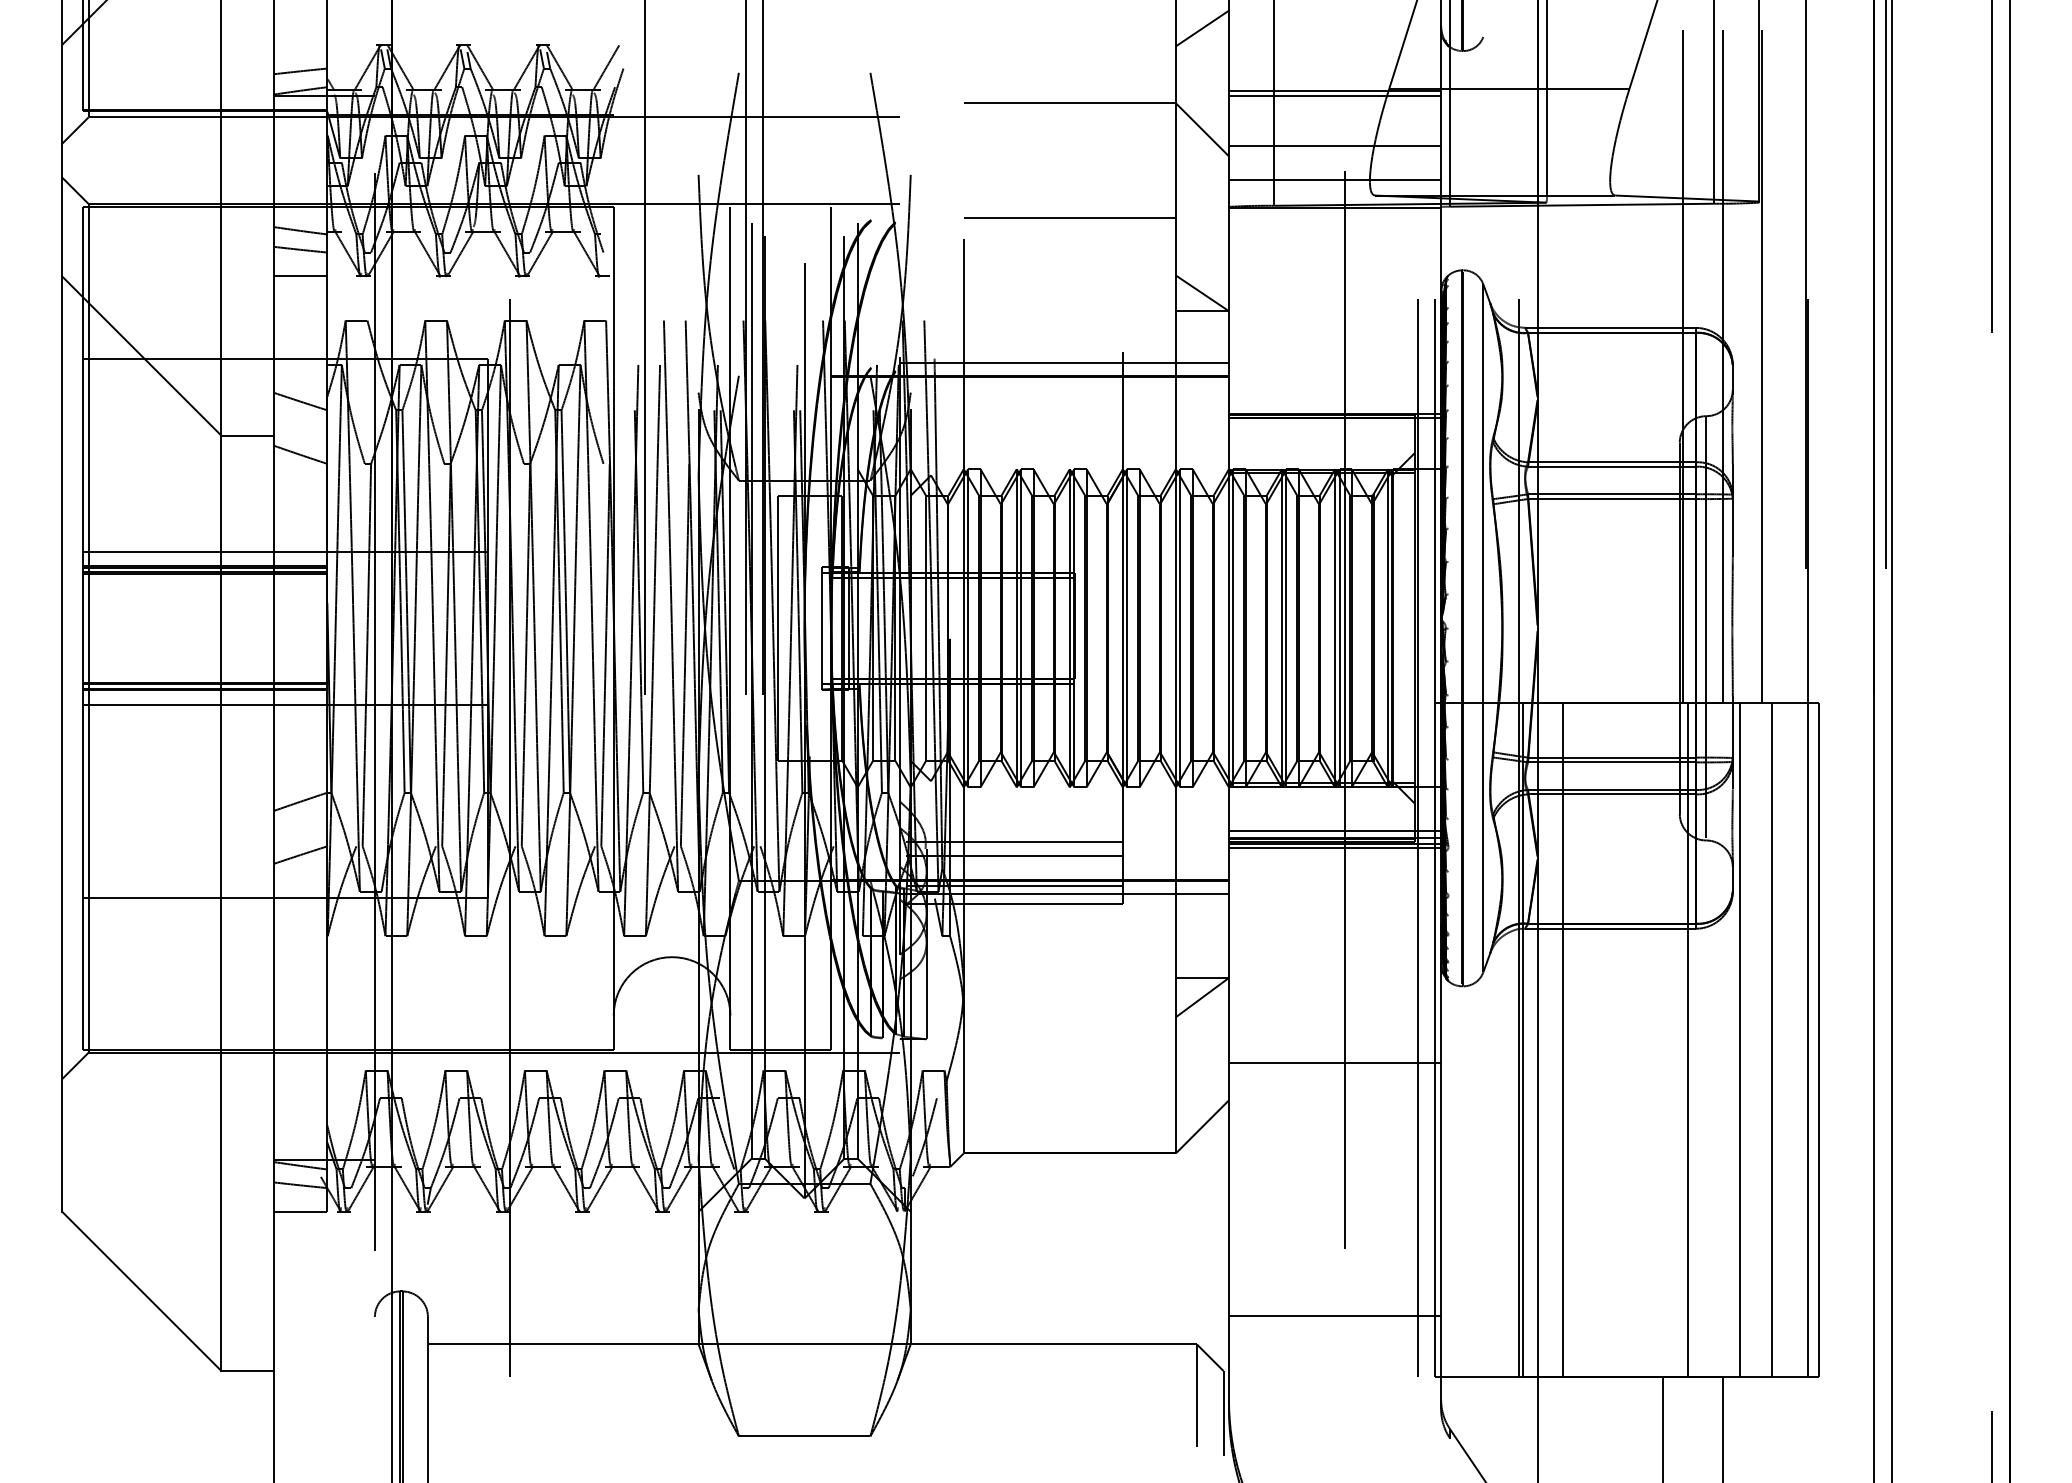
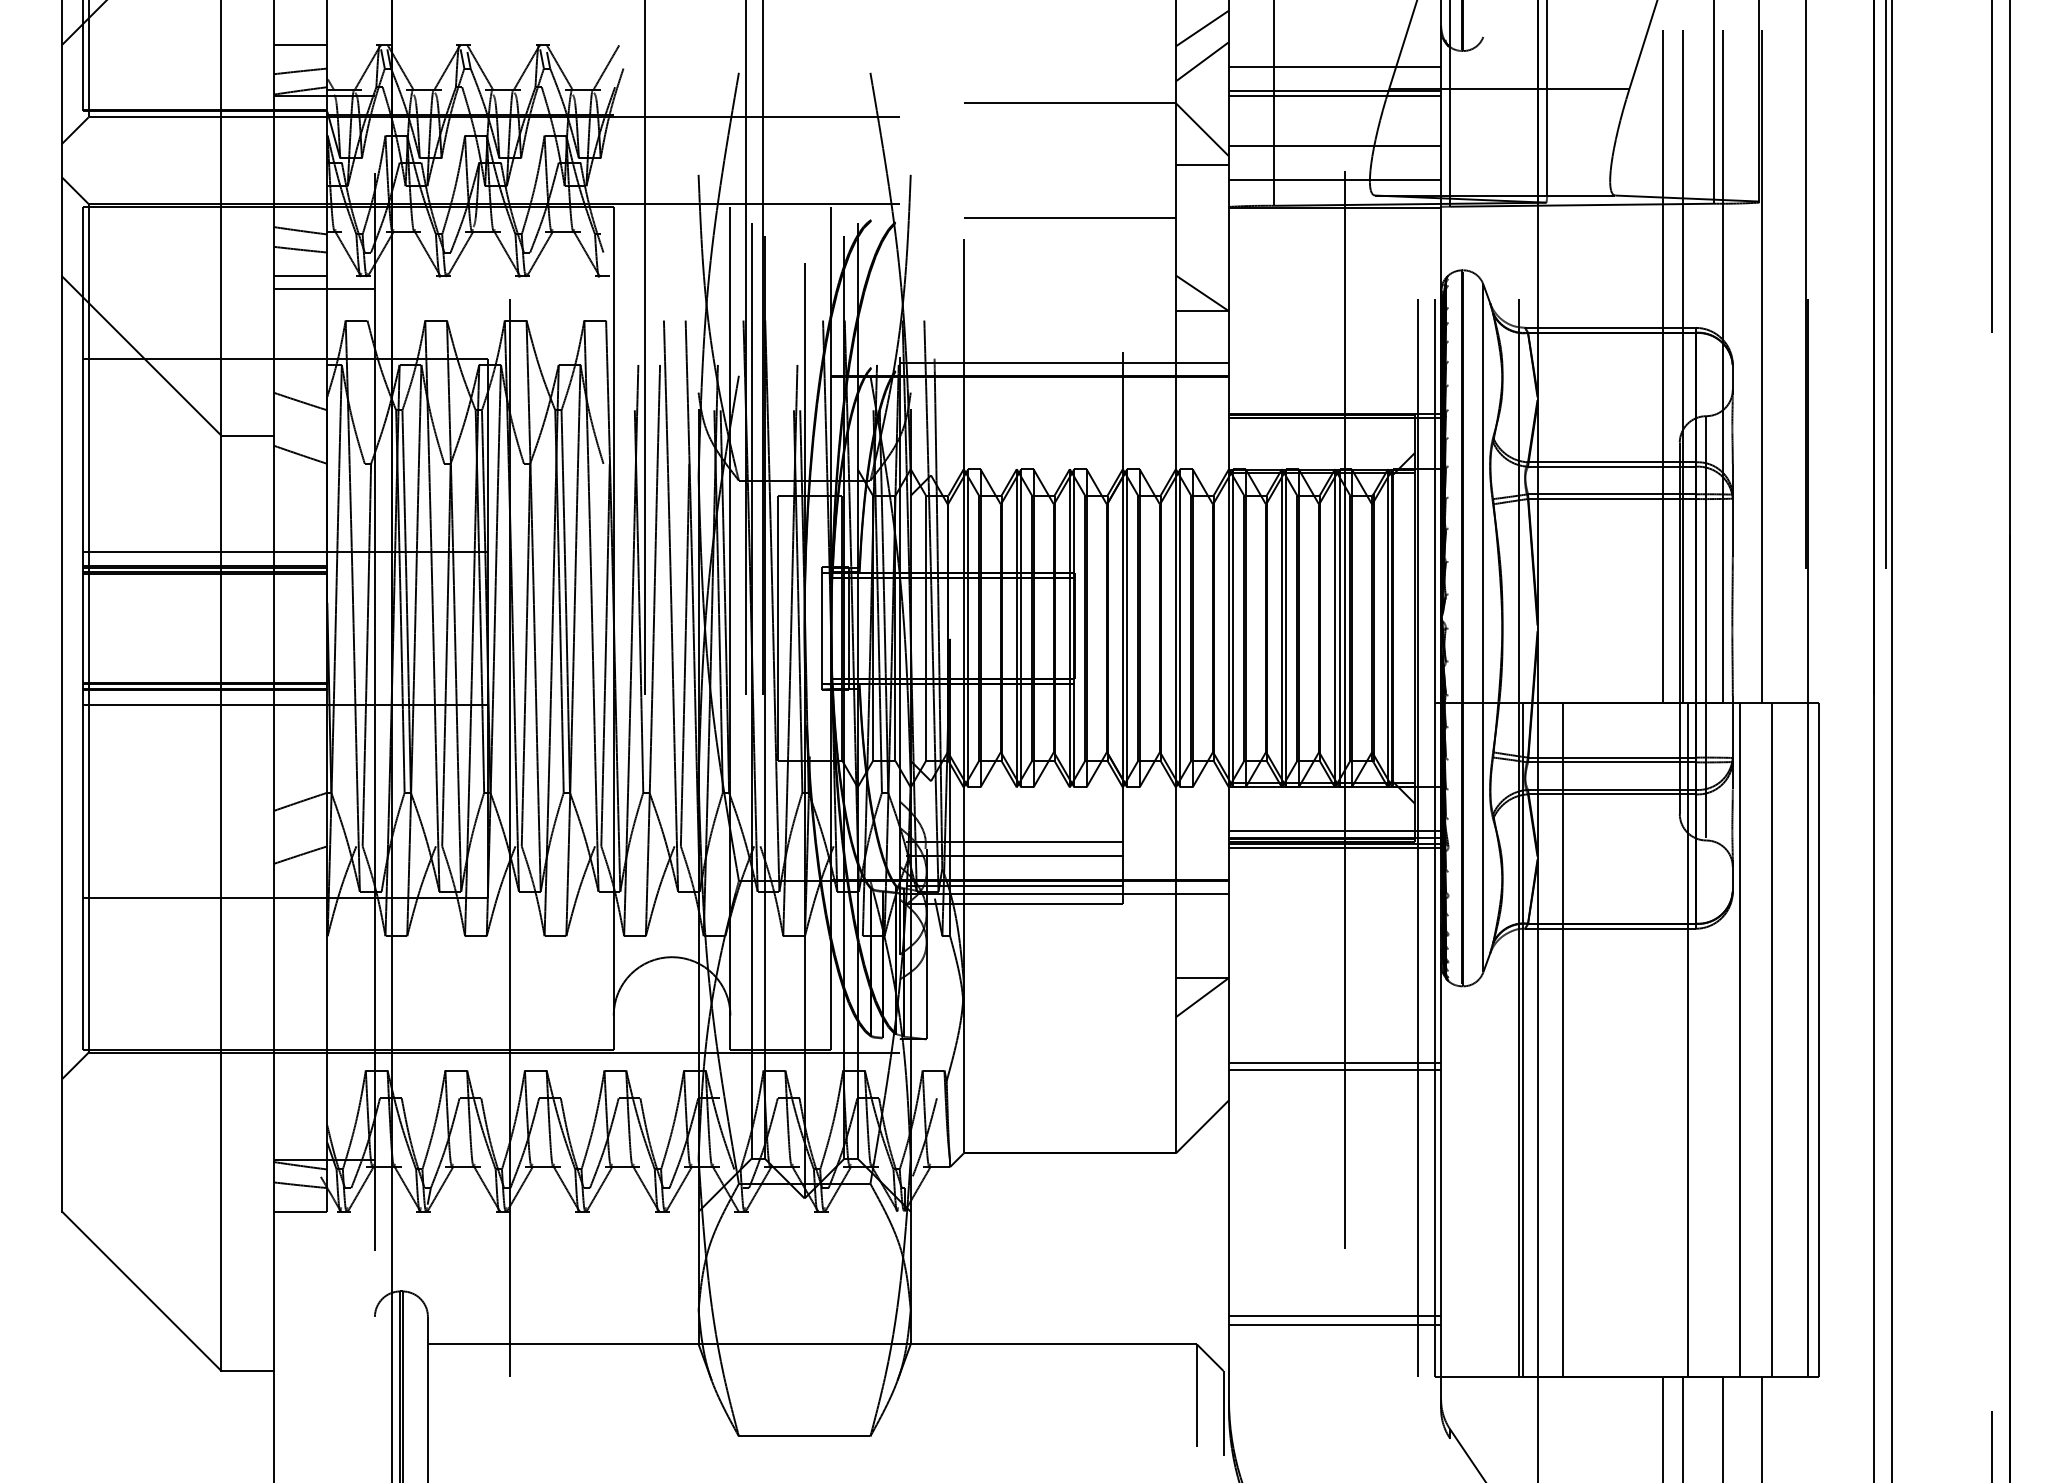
line: none -> present (300, 44)
line: none -> present (1201, 61)
line: none -> present (1334, 66)
line: none -> present (1201, 165)
line: none -> present (324, 289)
line: none -> present (1663, 366)
line: none -> present (1334, 1069)
line: none -> present (1334, 1325)
line: none -> present (1682, 1427)
line: none -> present (1761, 1427)
